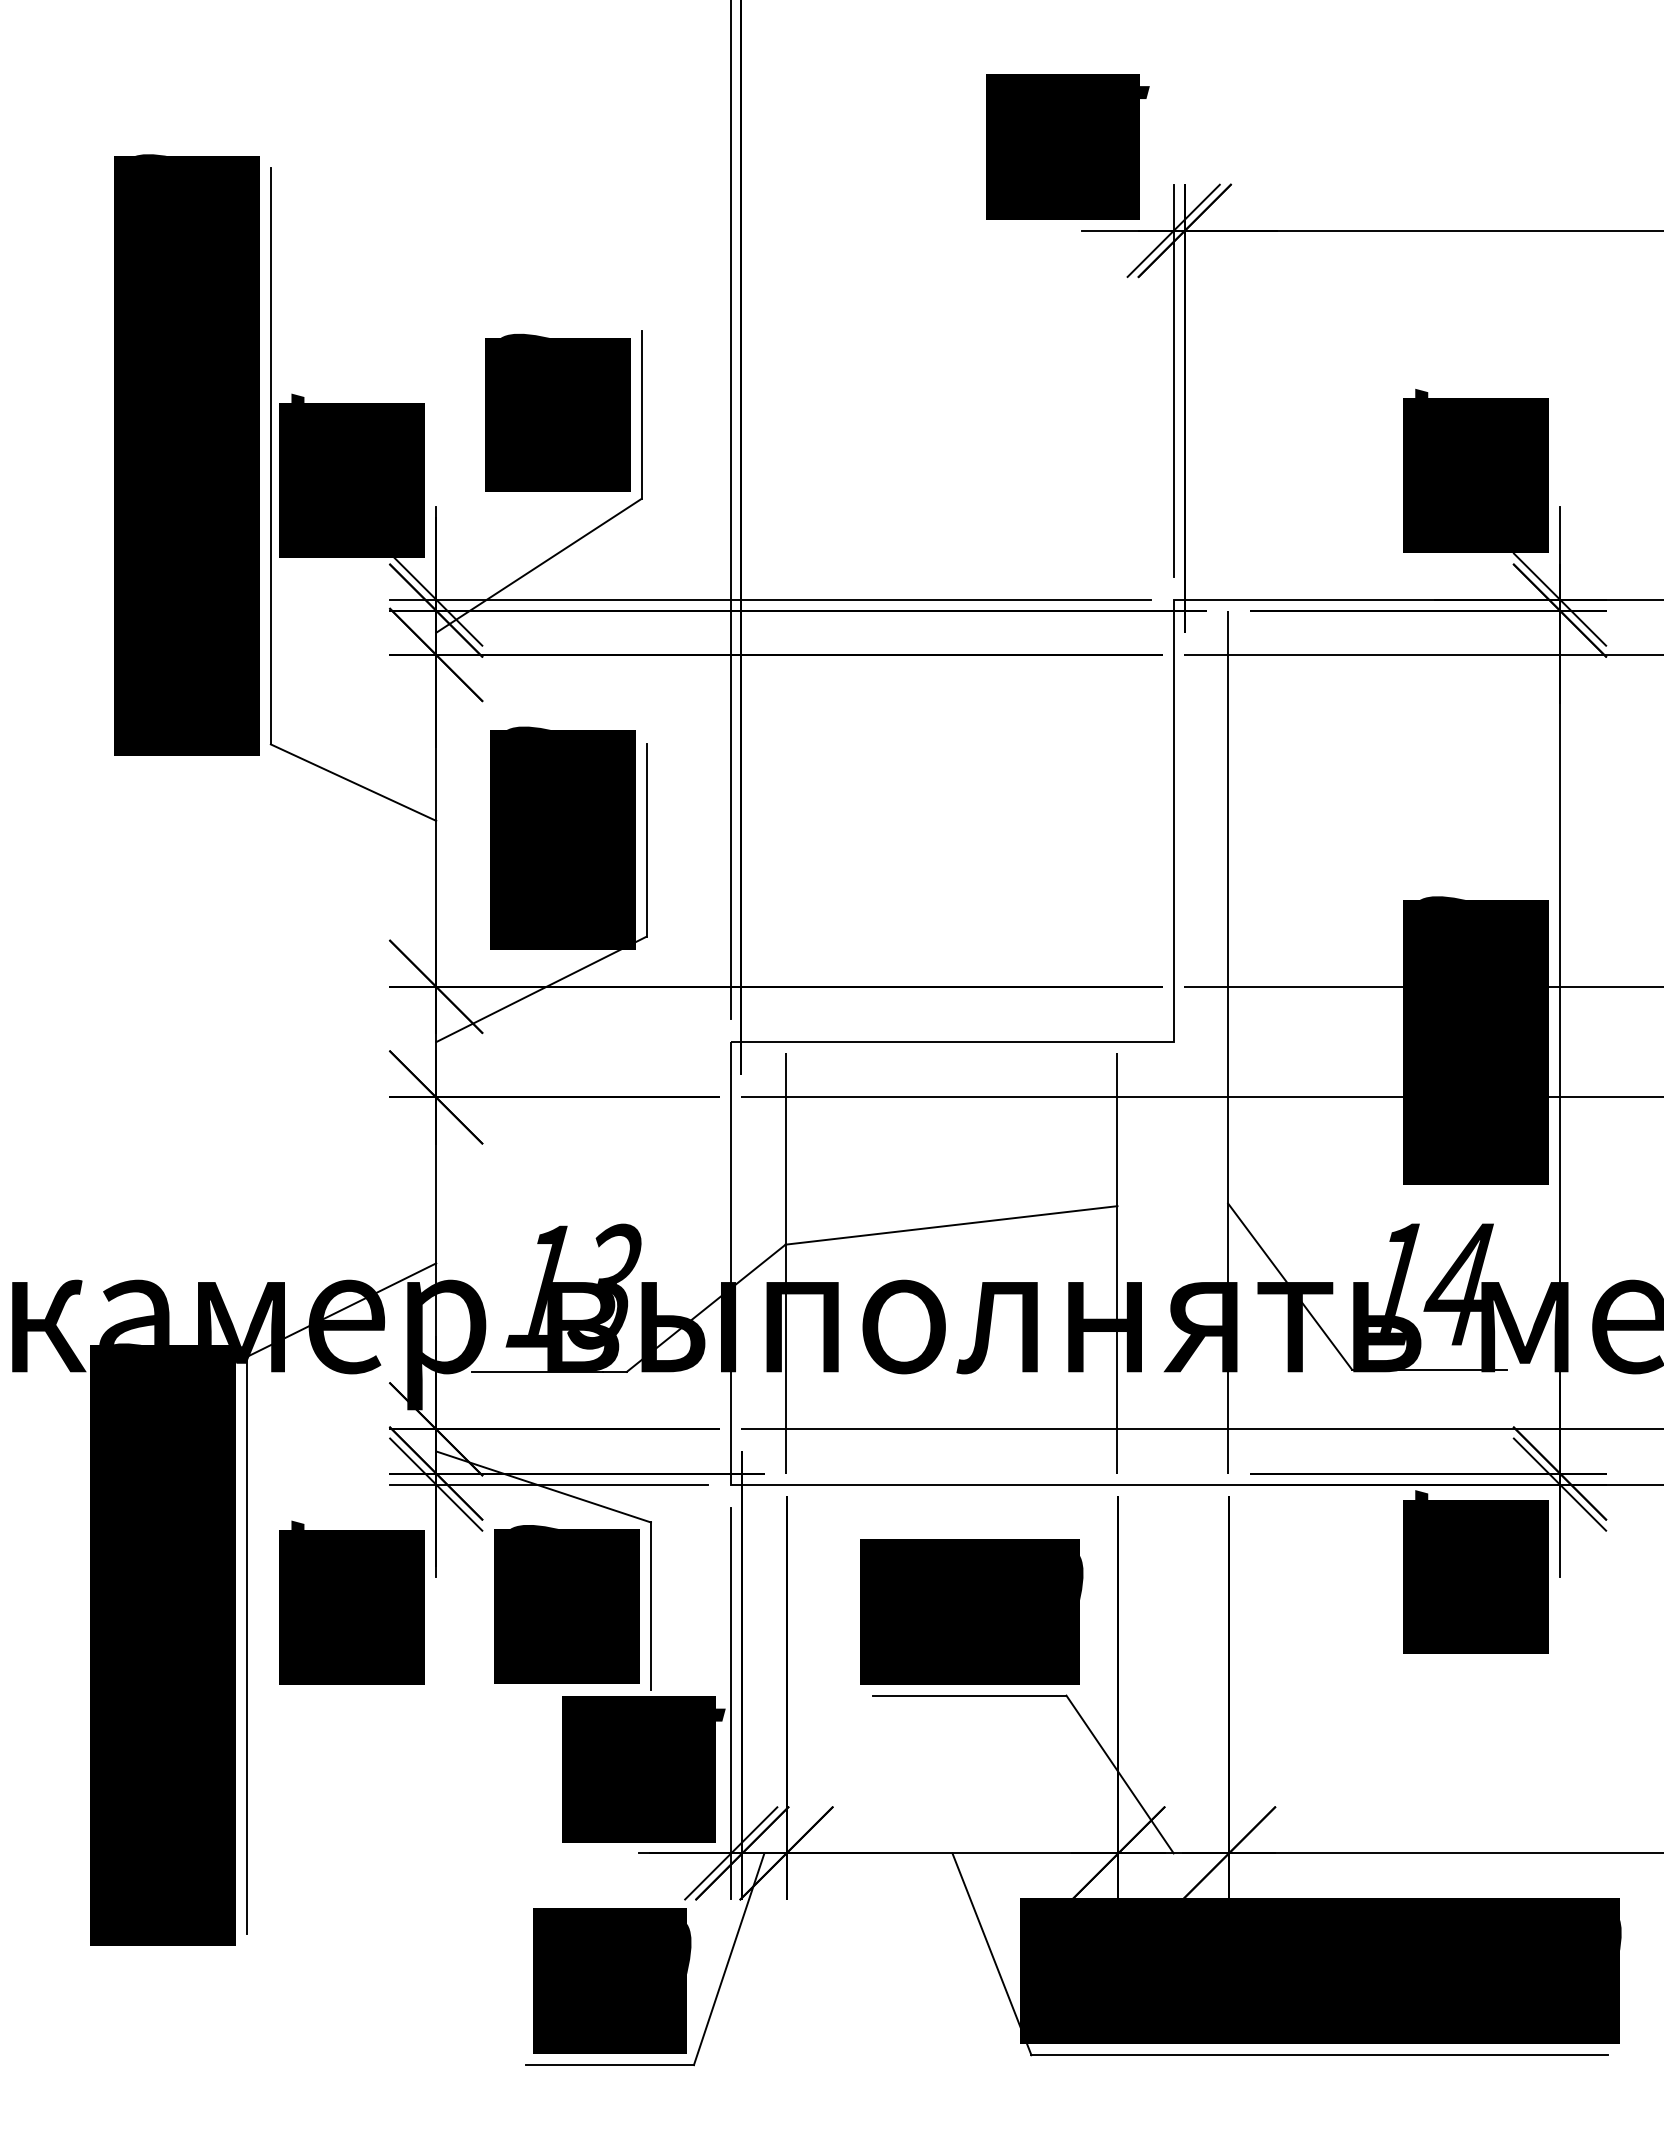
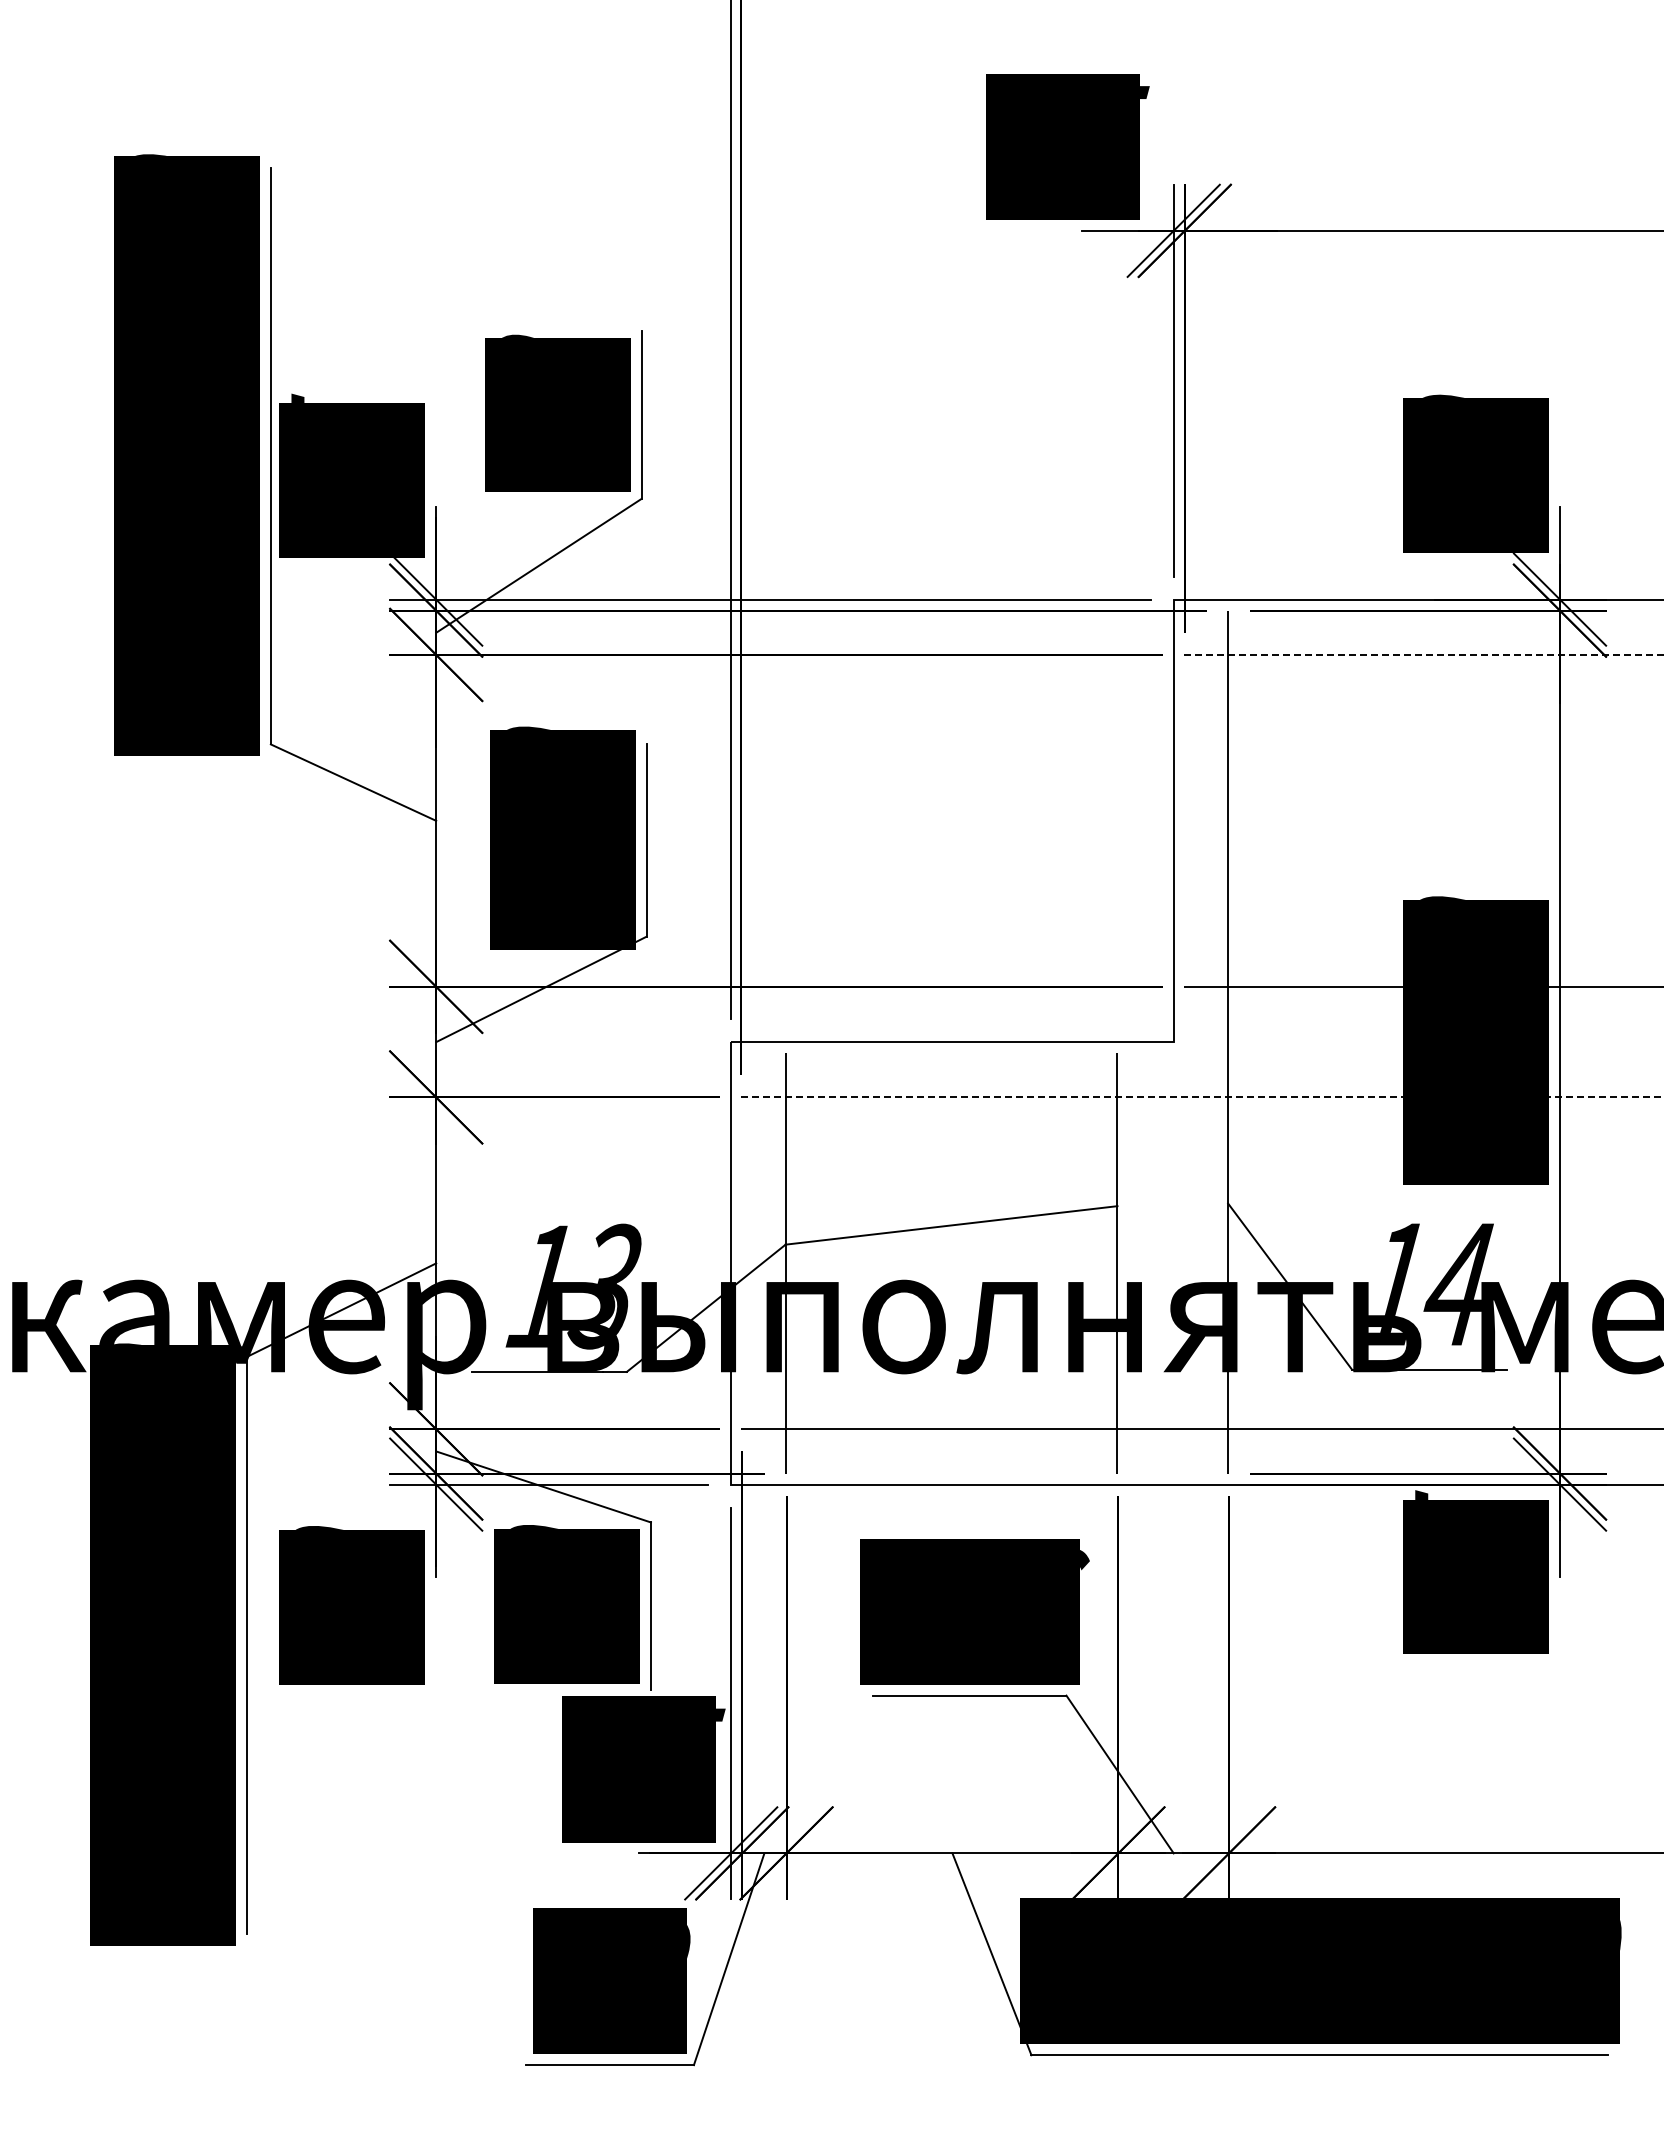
text: 60 -> 62 (524, 335)
text: 15 -> 19 (1439, 392)
line: solid -> dashed (1423, 654)
line: solid -> dashed (1202, 1097)
text: 15 -> 10 (316, 1524)
text: 150 -> 106 (1084, 1574)
text: 60 -> 72 (689, 1948)
